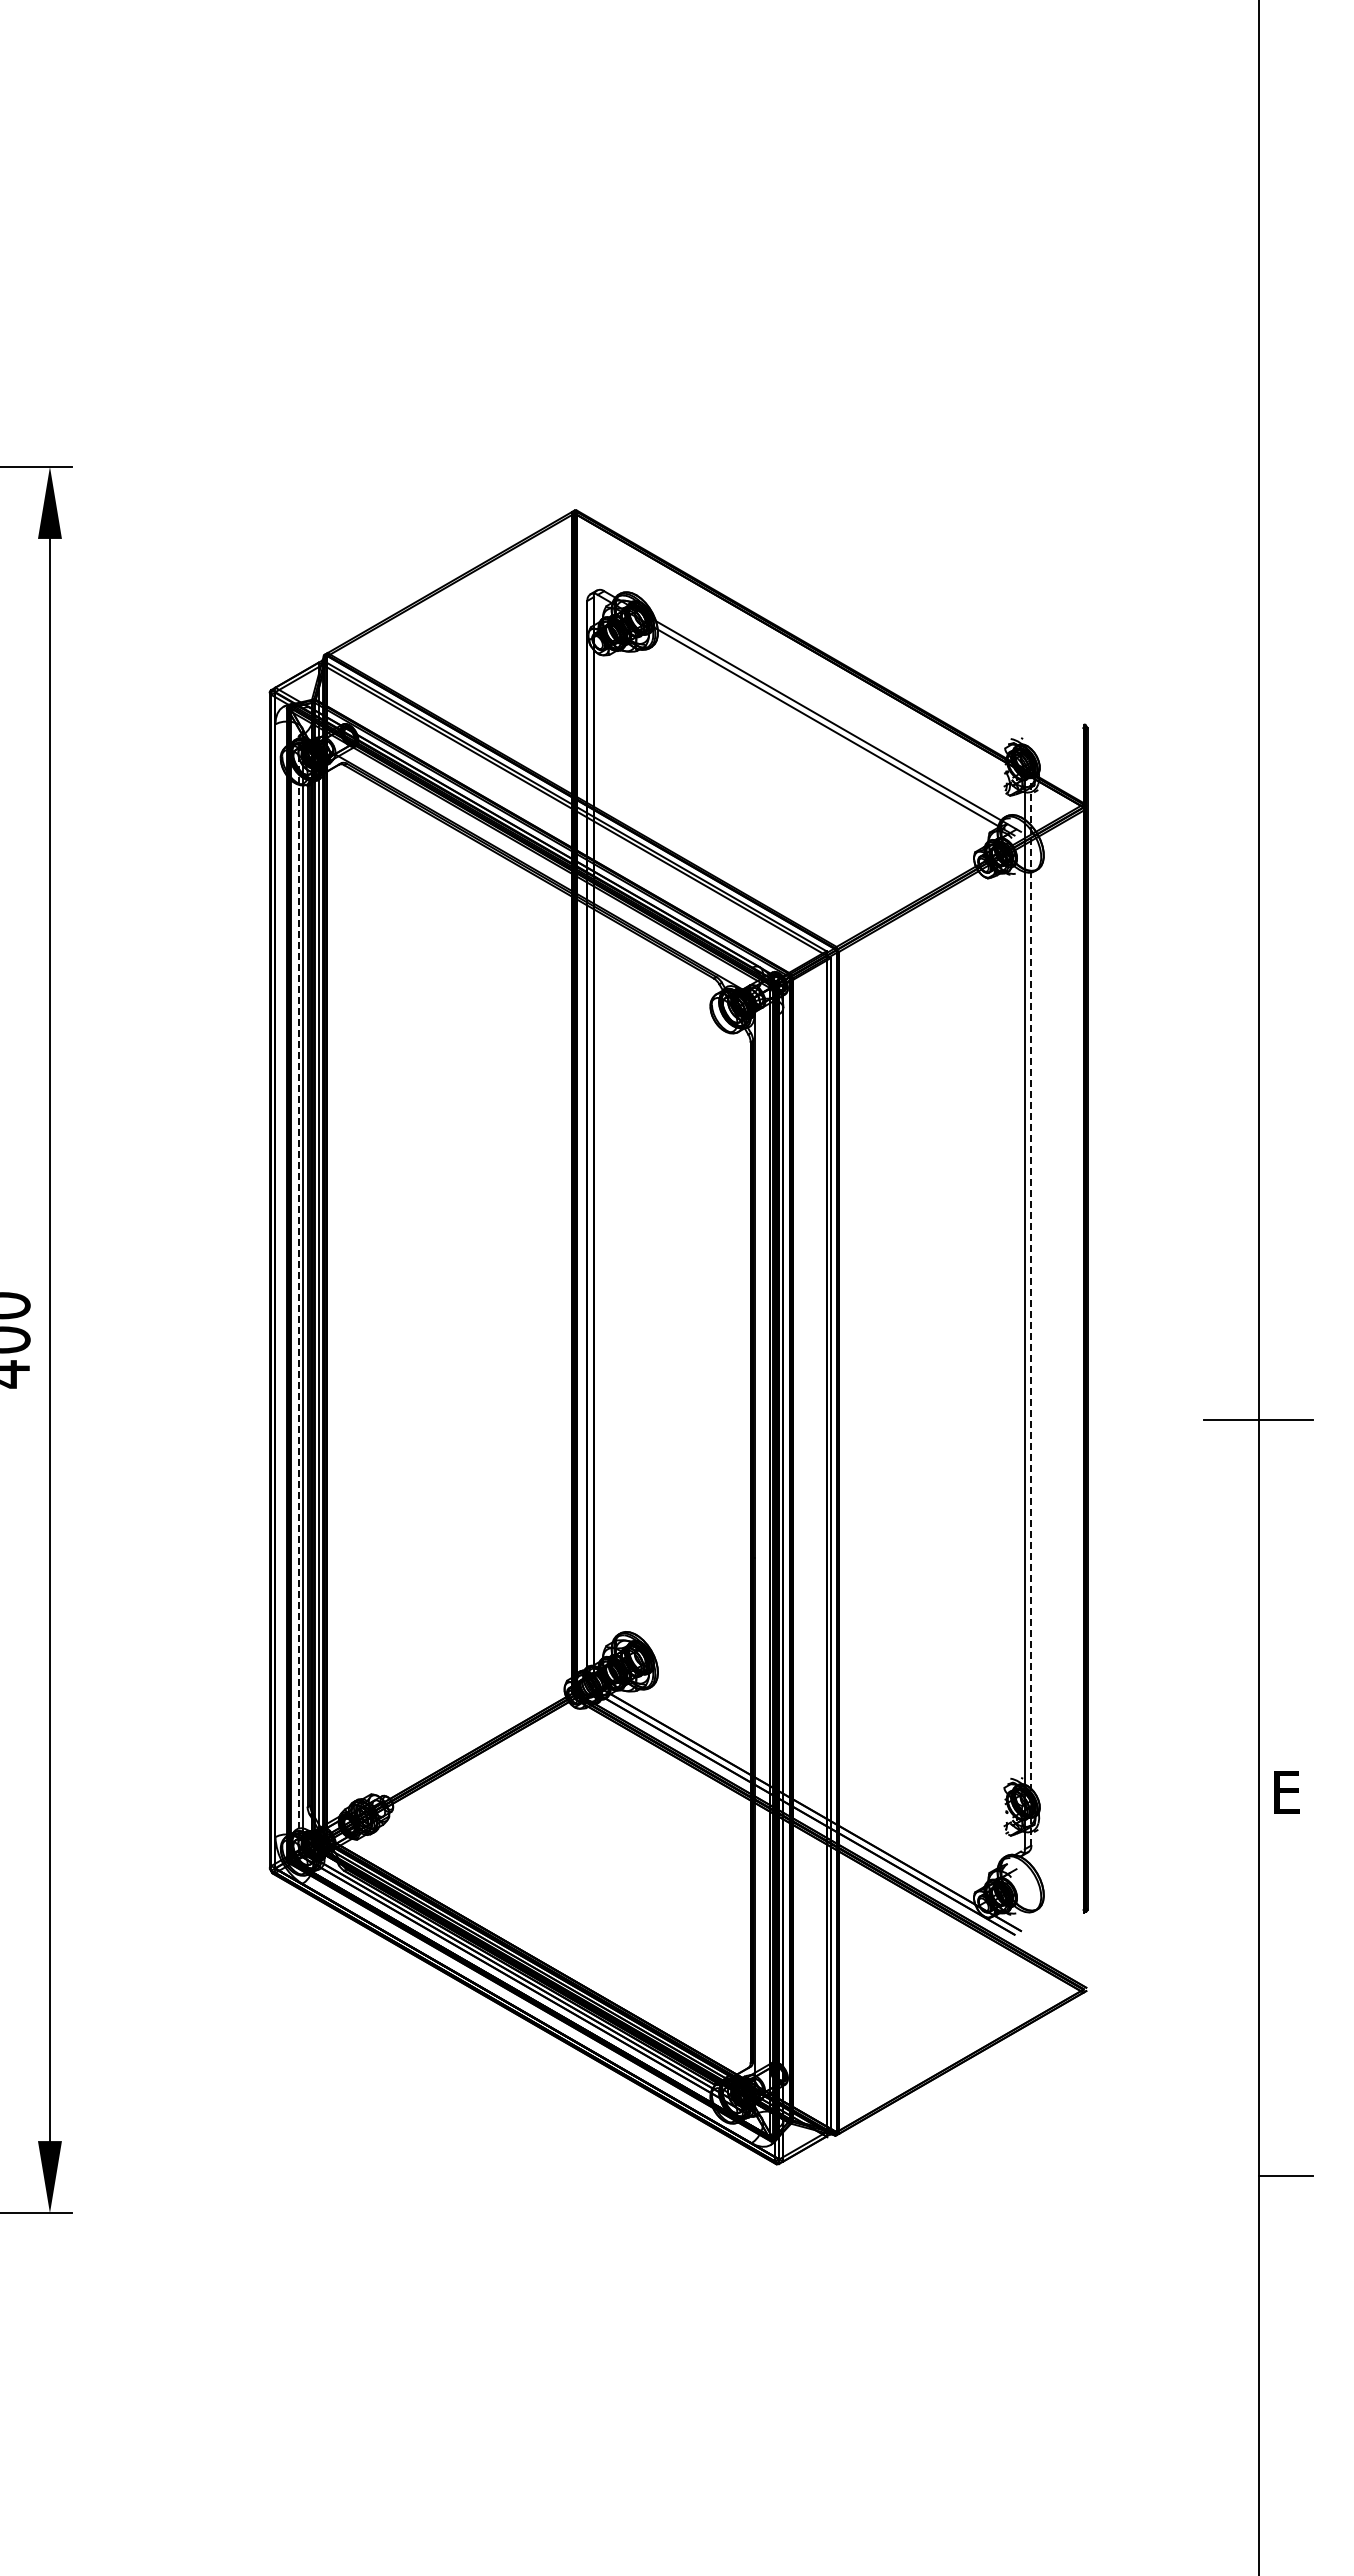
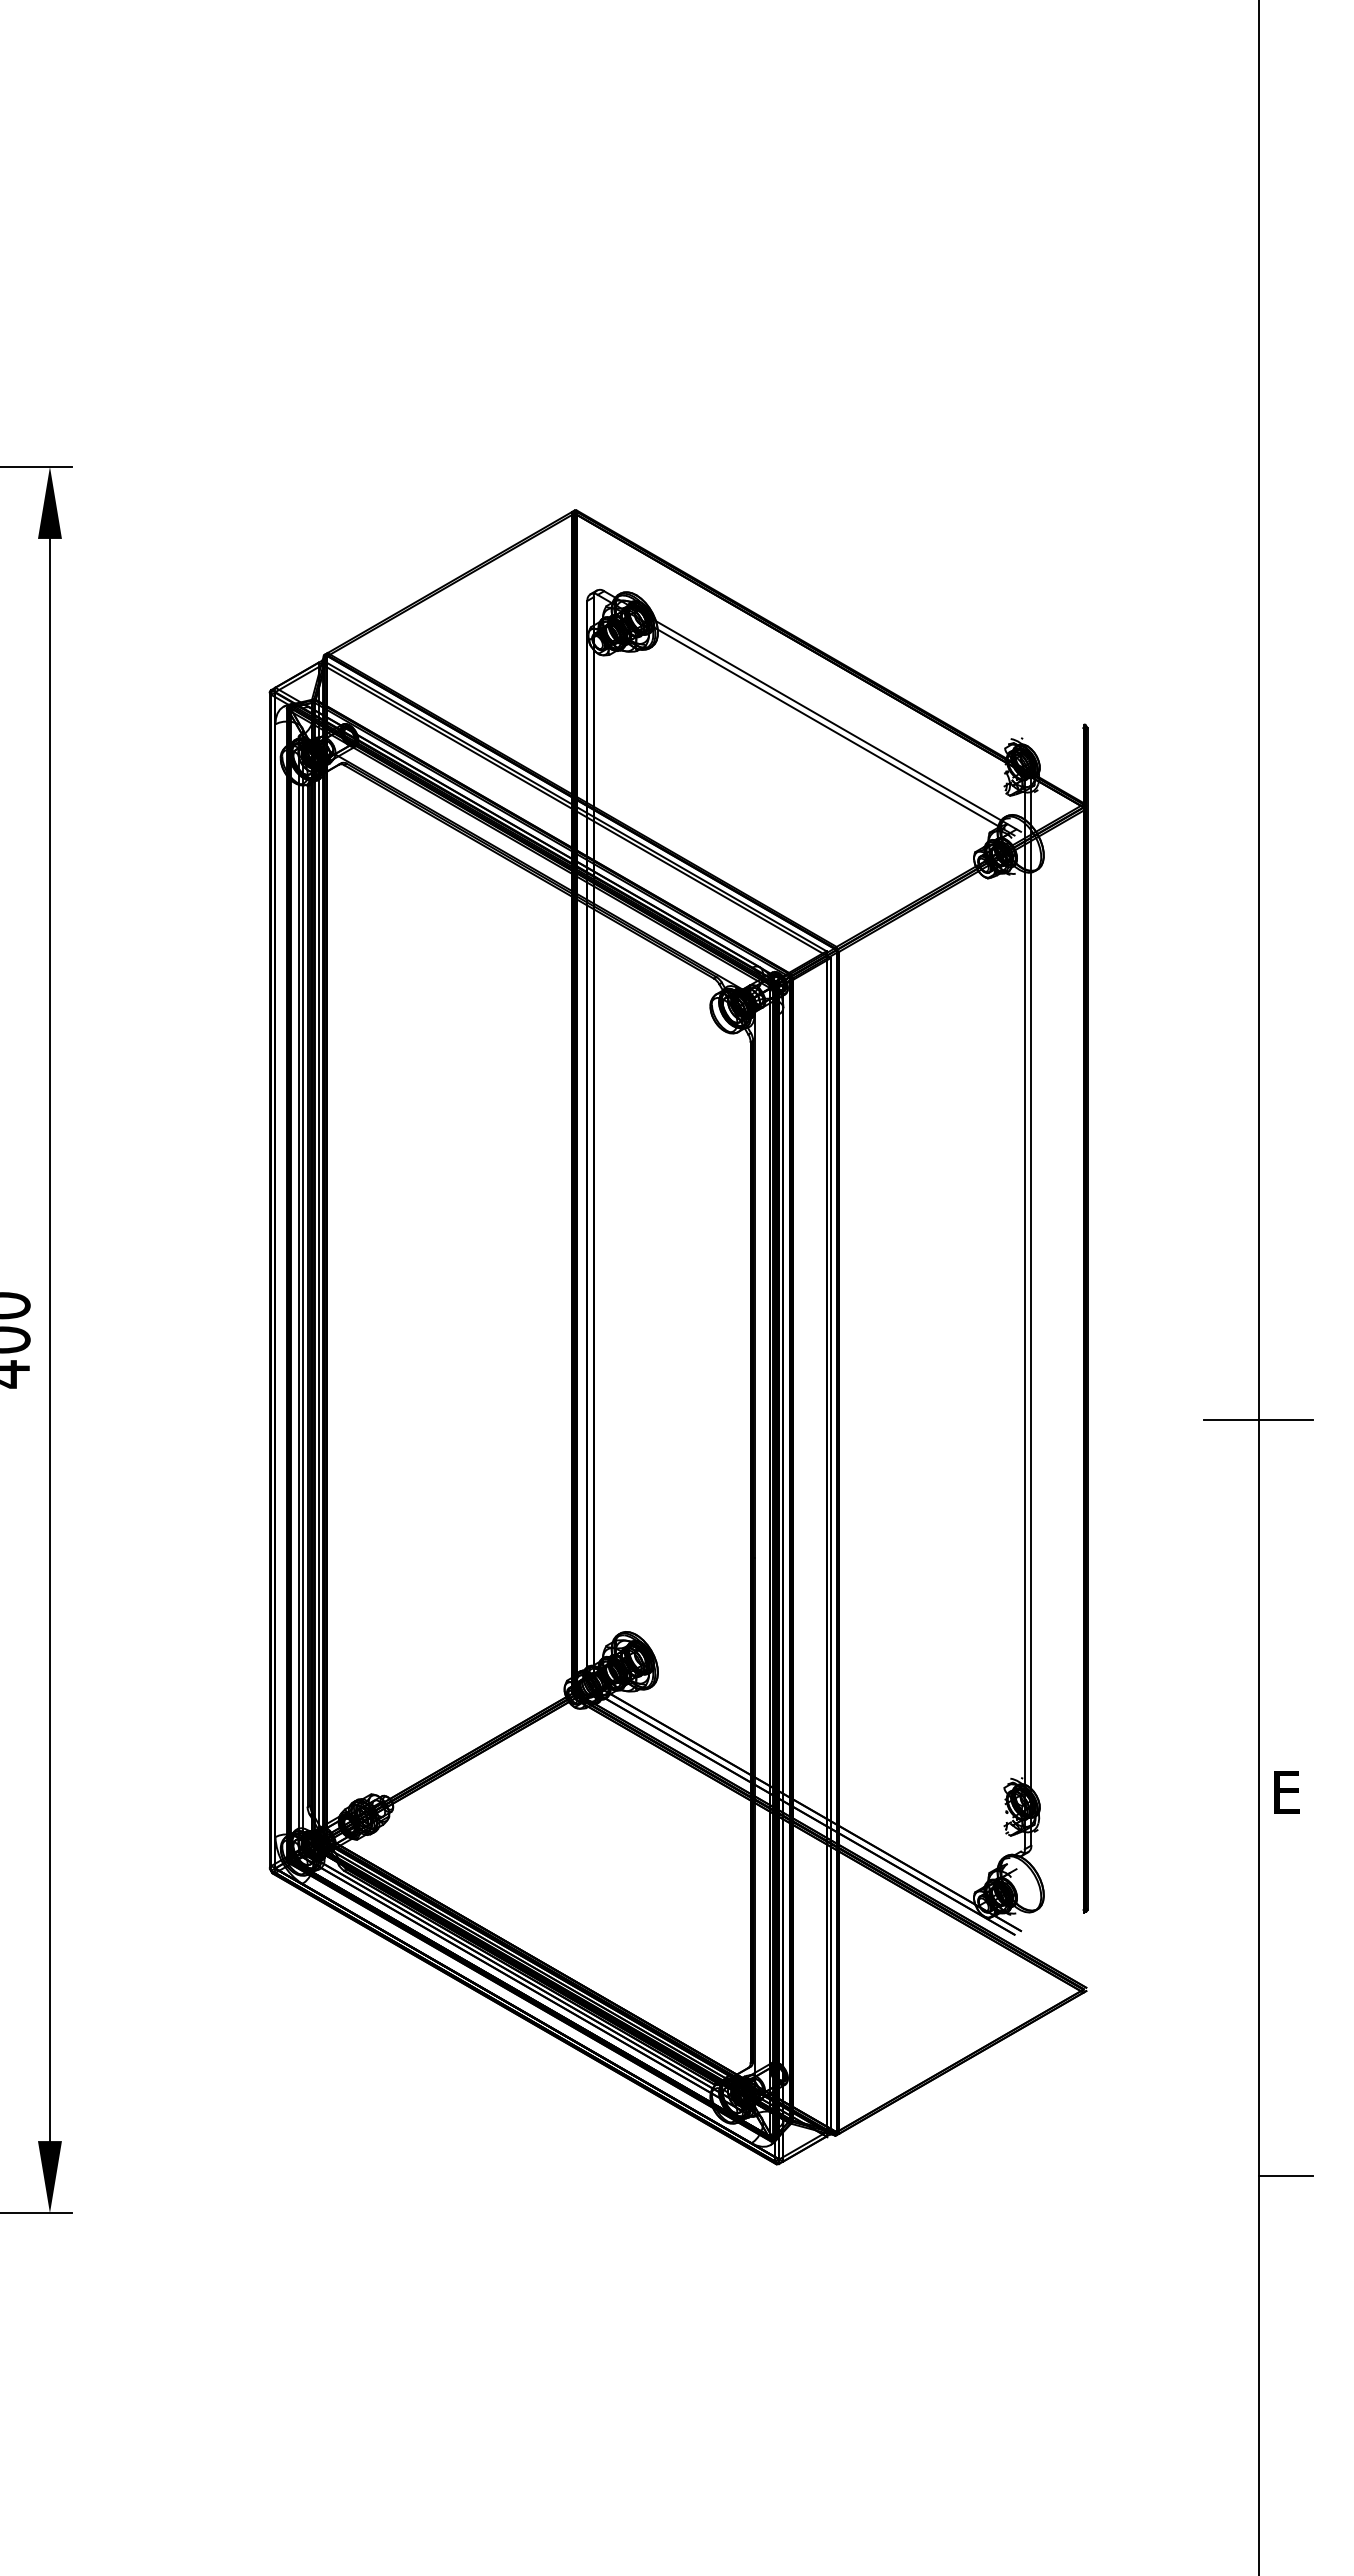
line: dashed -> solid (298, 1293)
line: dashed -> solid (1031, 1307)
